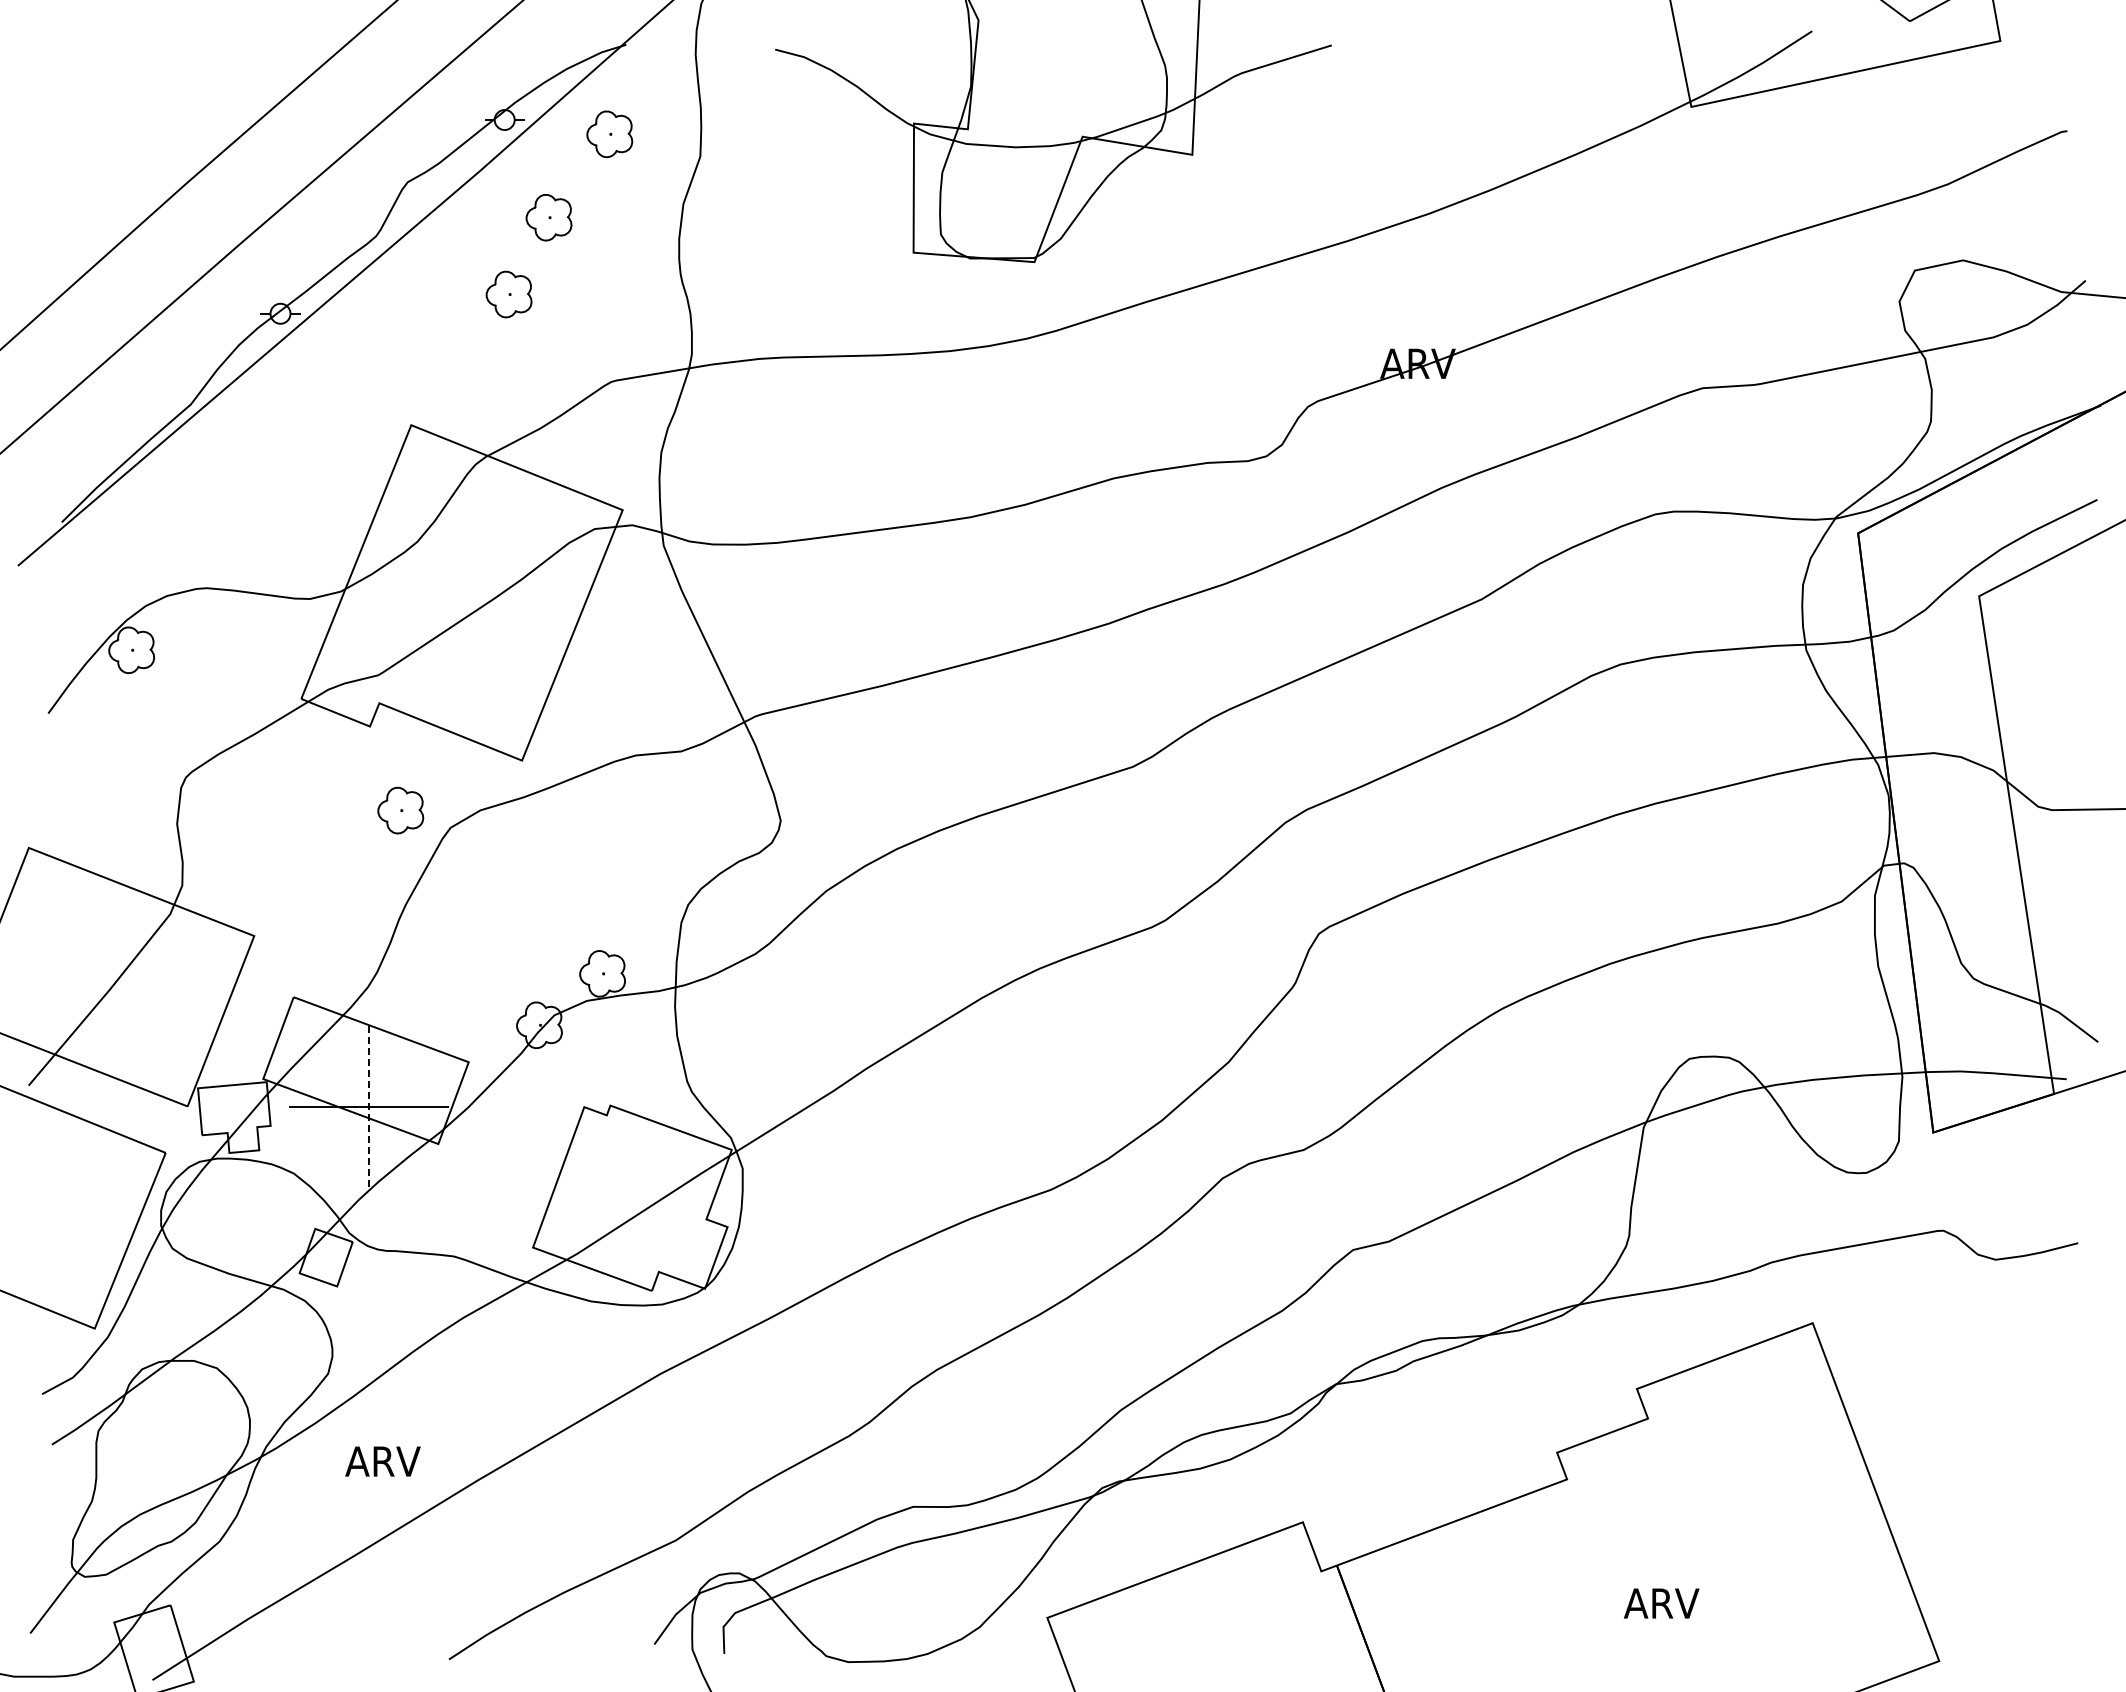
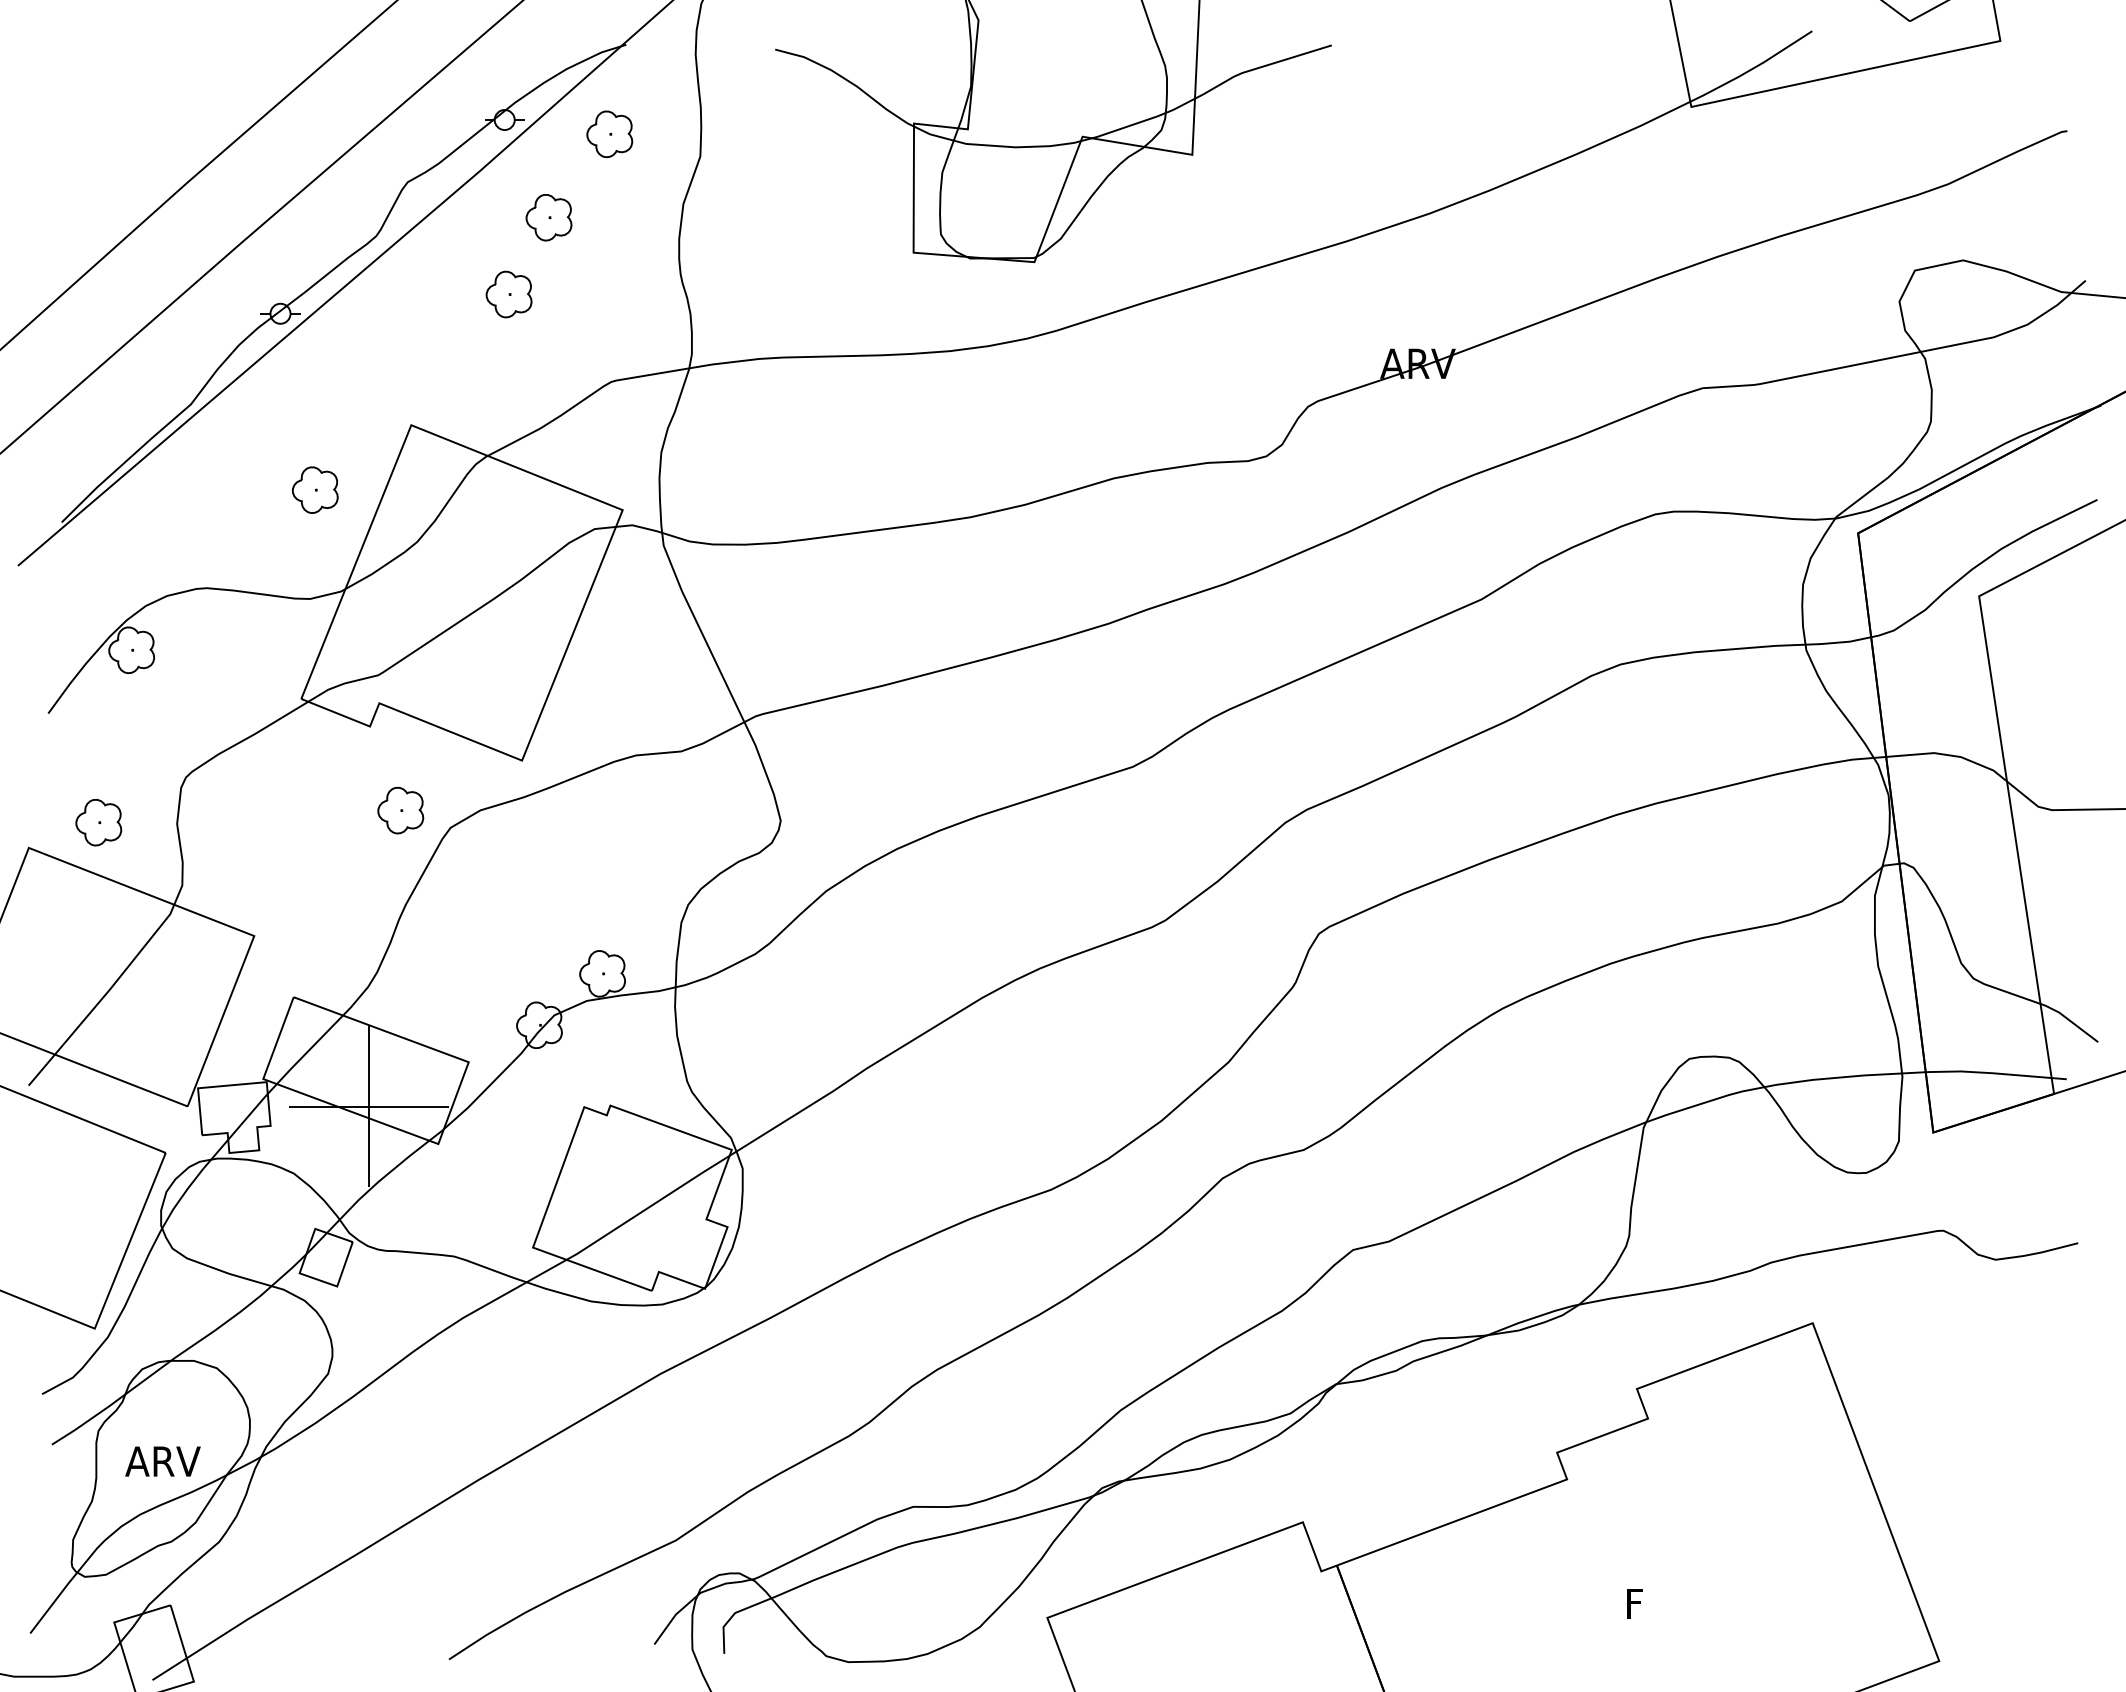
part: none -> present (315, 489)
part: none -> present (98, 822)
line: dashed -> solid (369, 1107)
text position: (382, 1461) -> (162, 1461) (162, 1461)
text: ARV -> F (1661, 1603)
